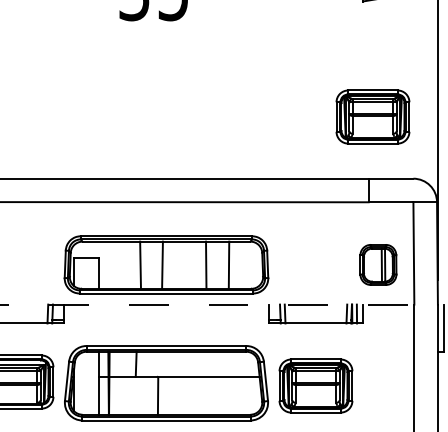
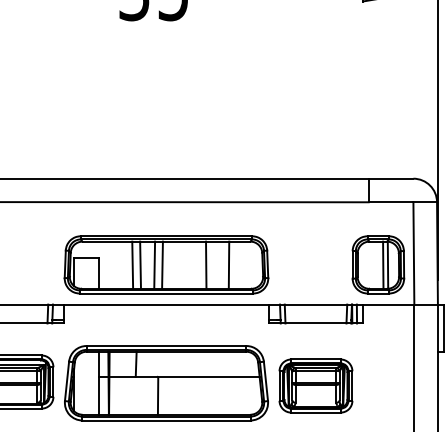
part: present -> none (372, 116)
line: none -> present (132, 264)
line: none -> present (154, 264)
part size: 39x42 px -> 55x60 px (378, 264)
line: dashed -> solid (222, 304)
